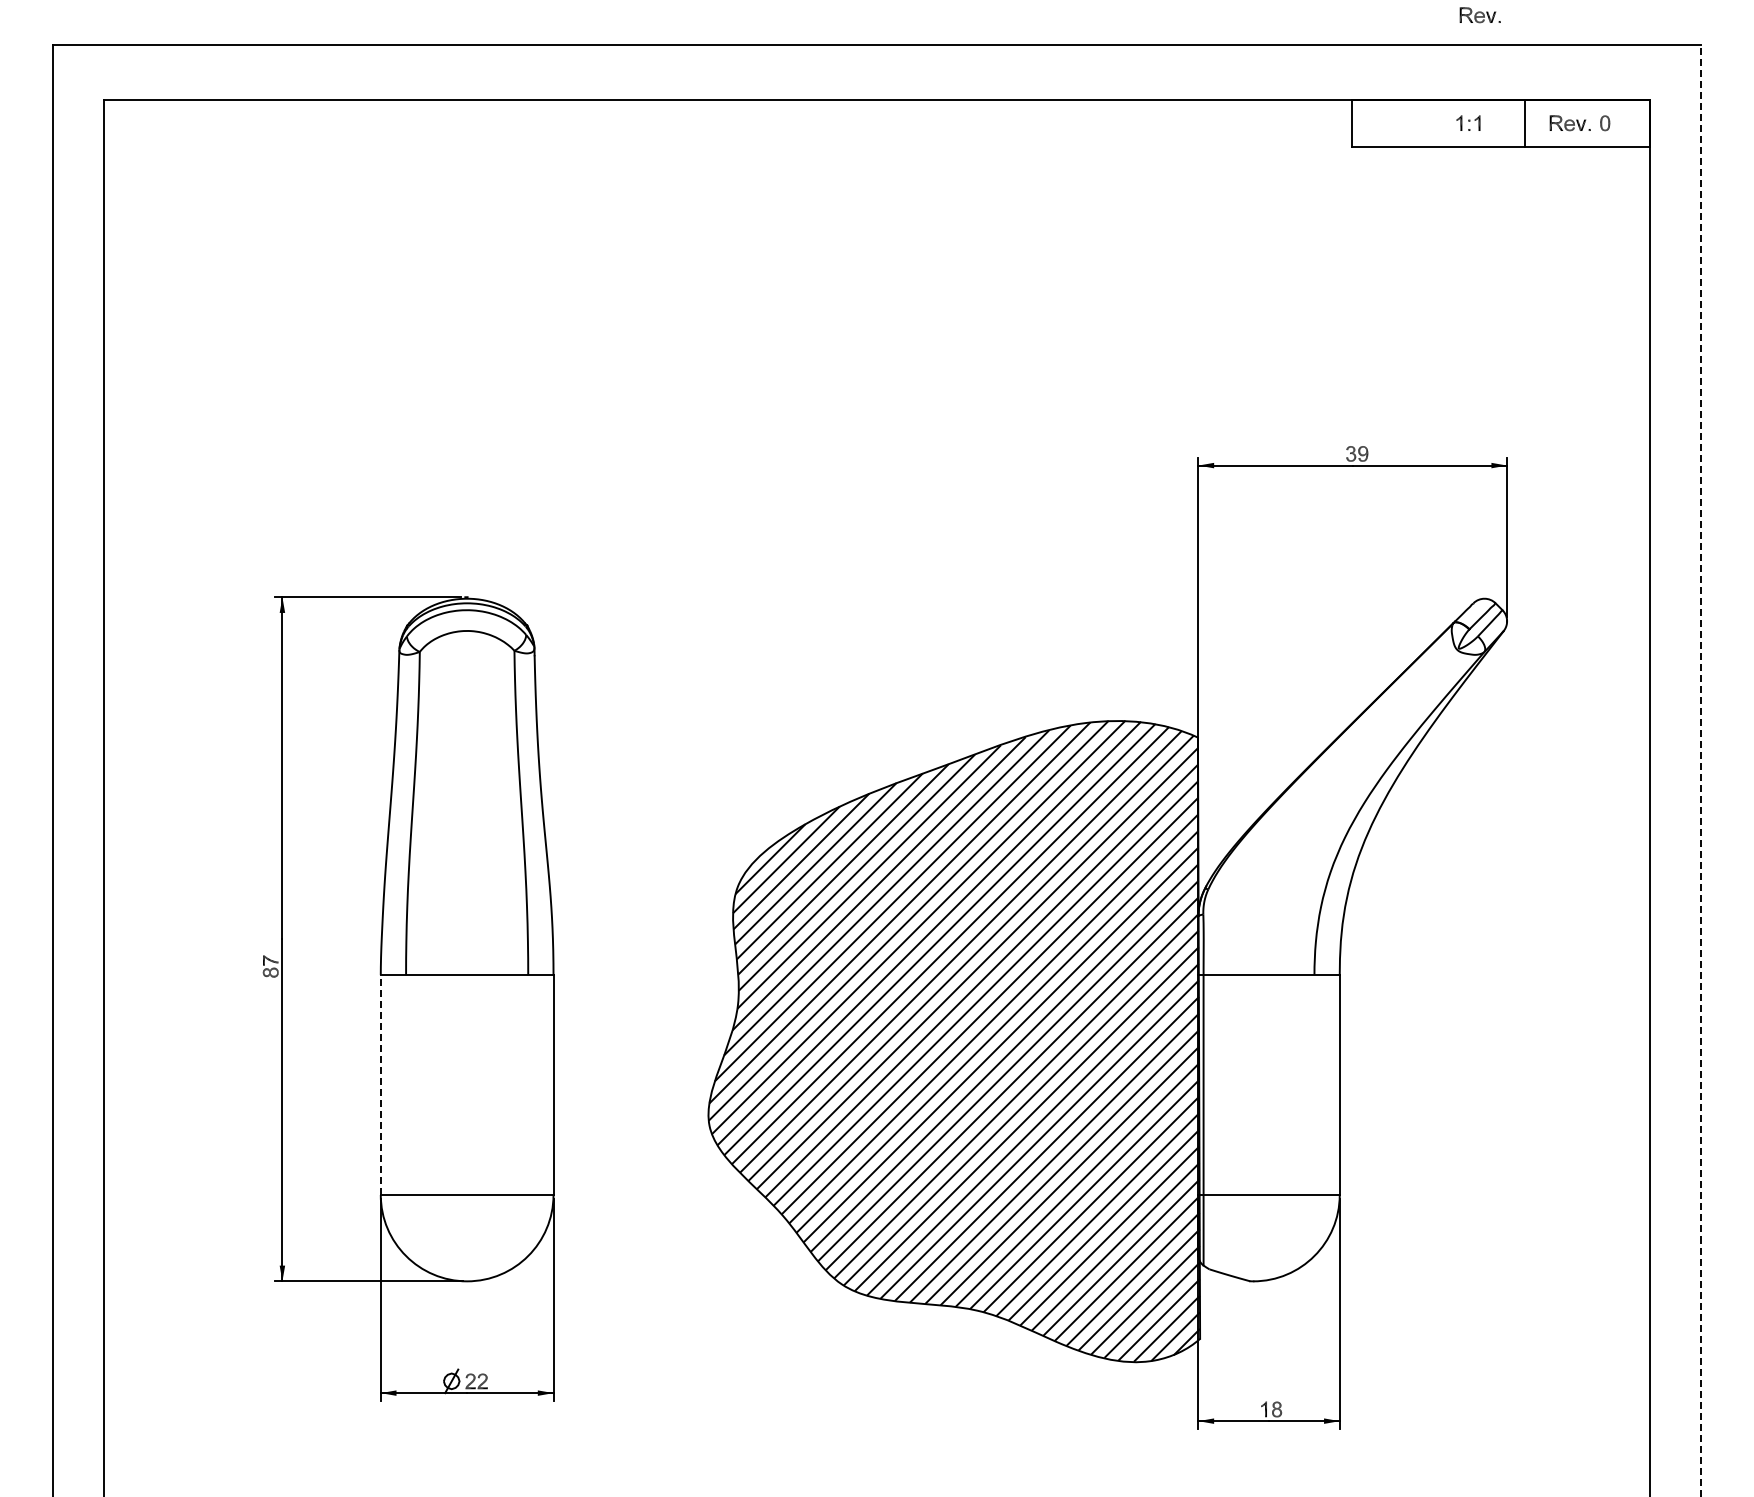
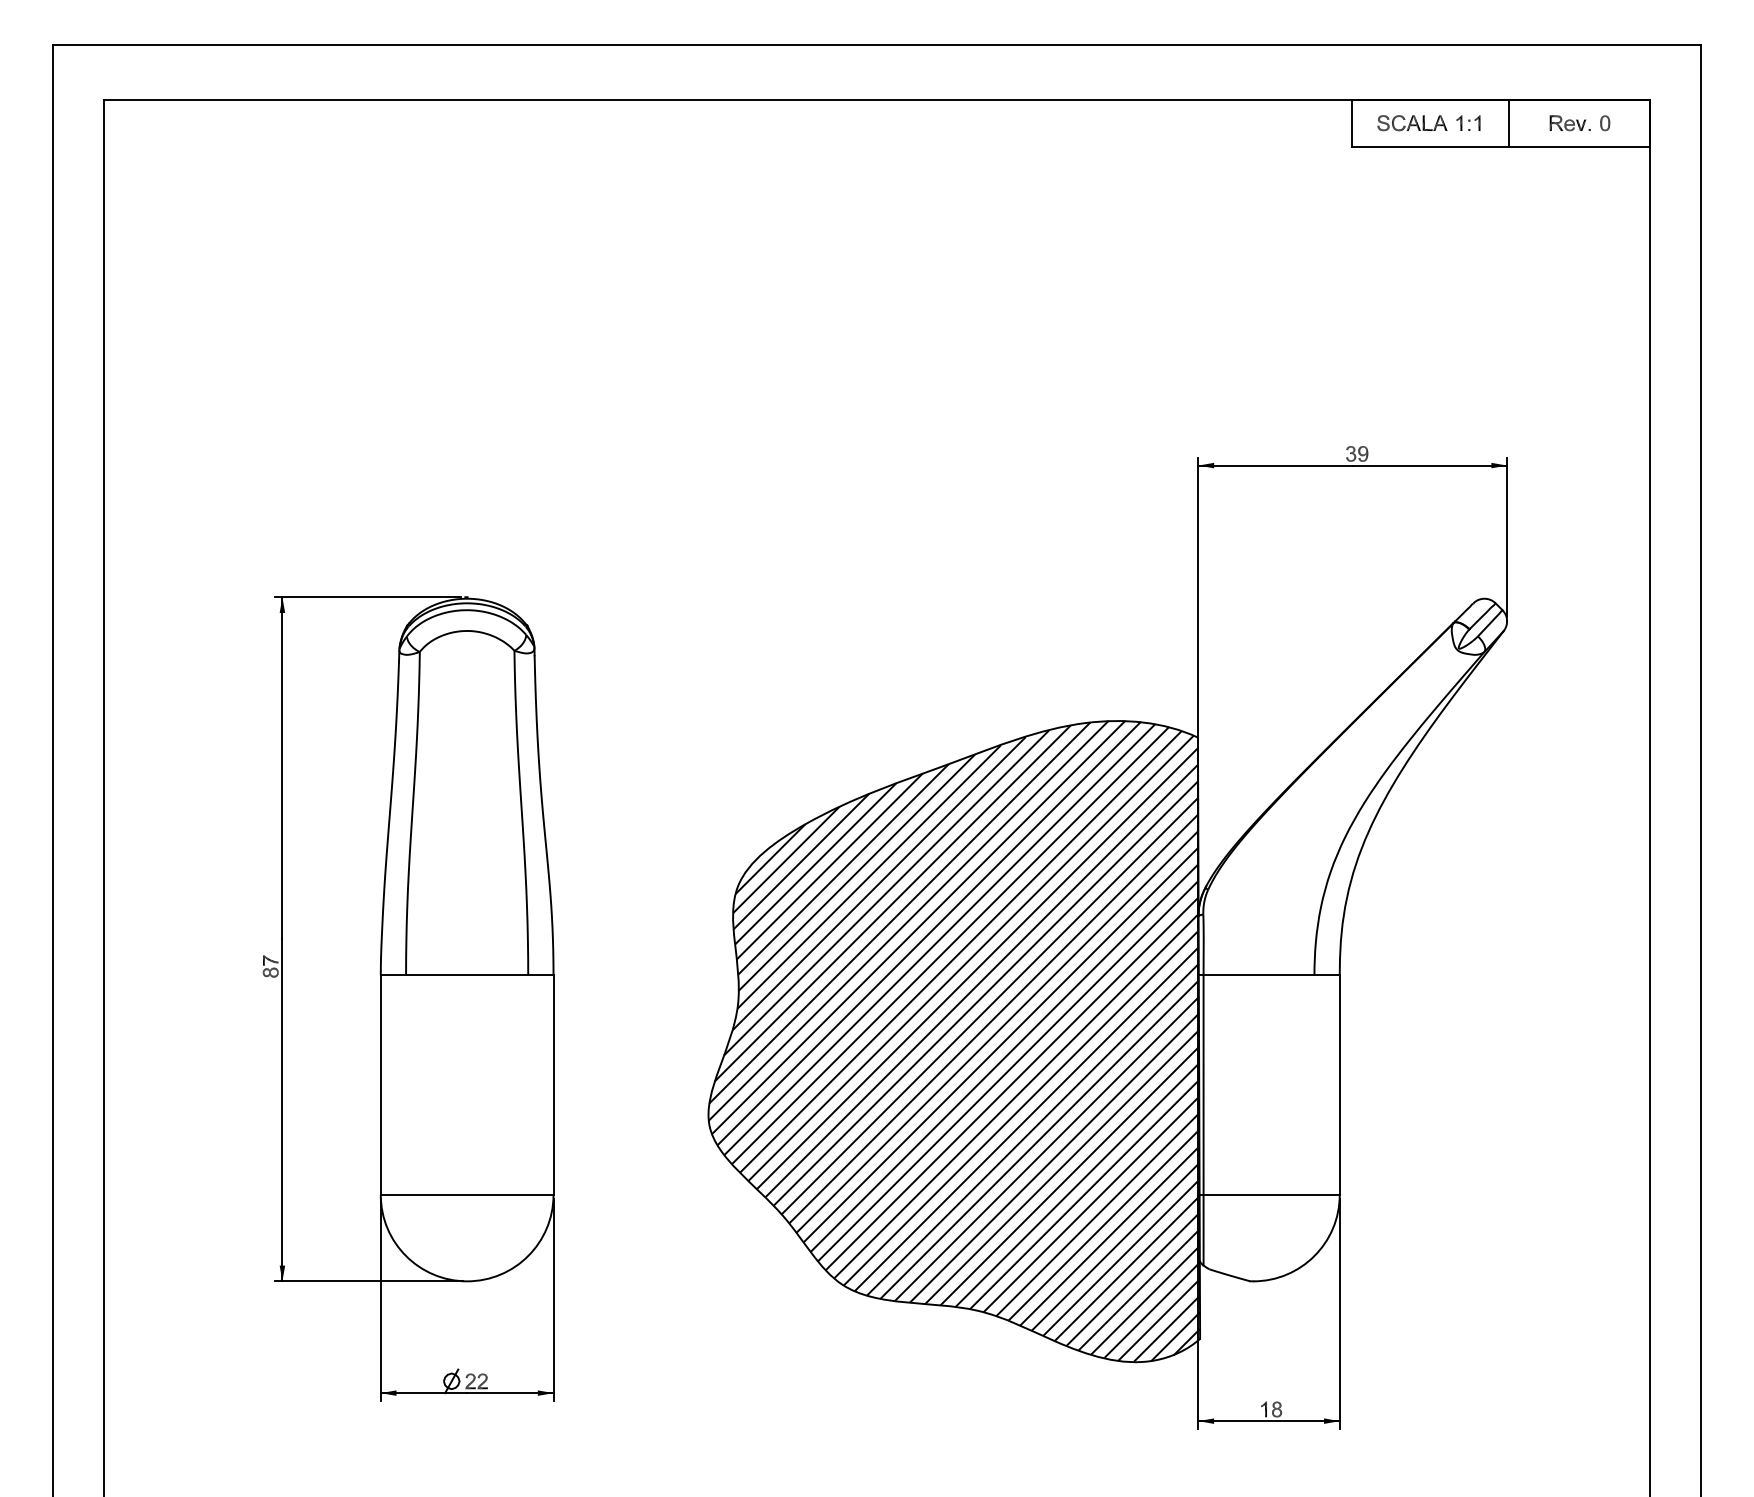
part: present -> none (1479, 15)
line position: (1525, 122) -> (1509, 122) (1509, 122)
part: none -> present (1412, 123)
line: dashed -> solid (1701, 770)
line: dashed -> solid (380, 1085)
